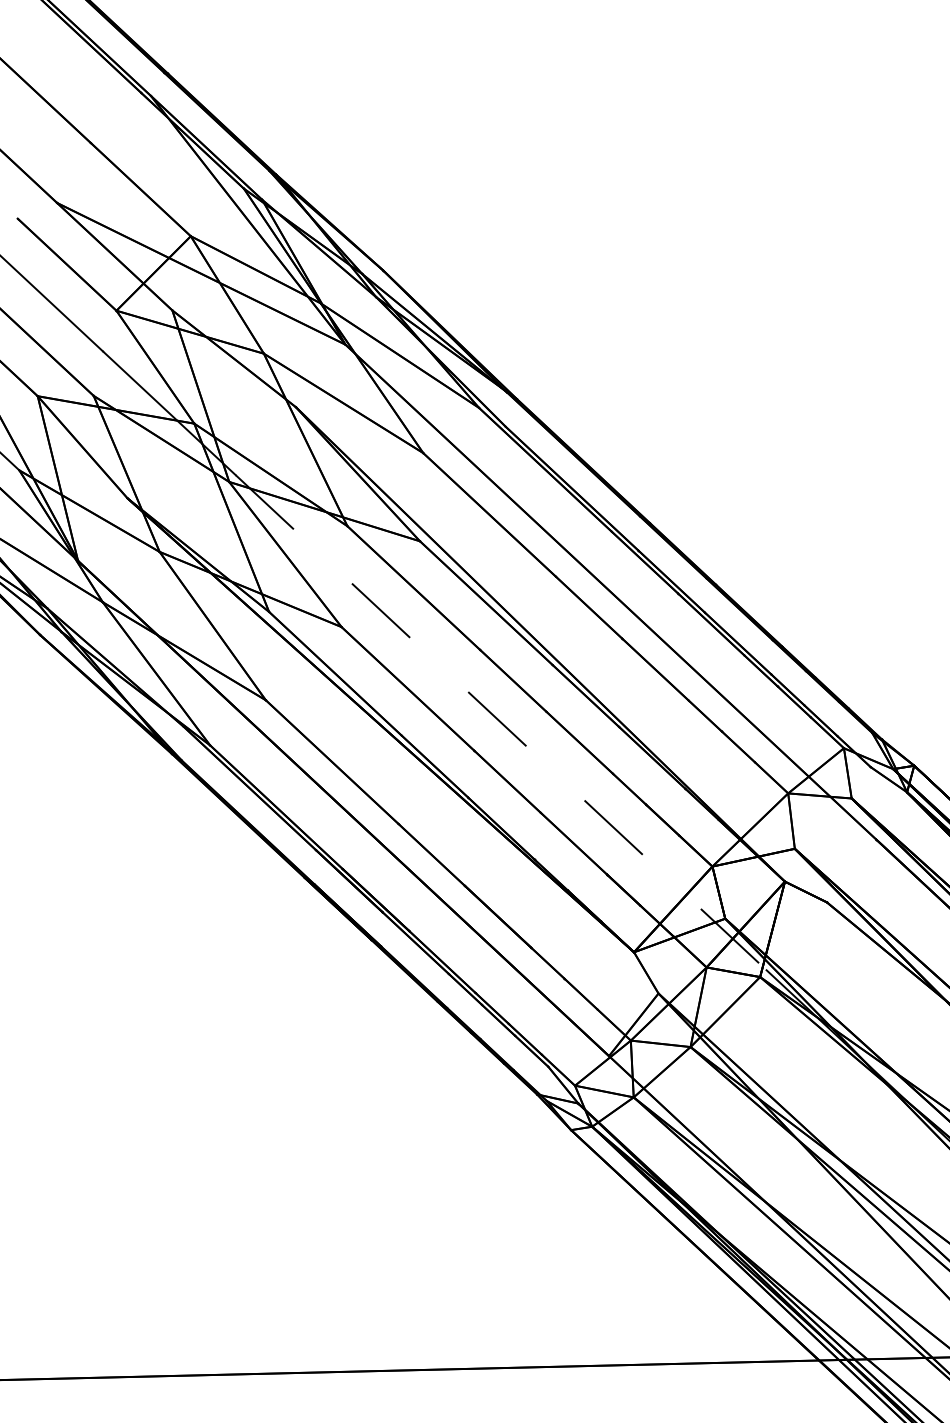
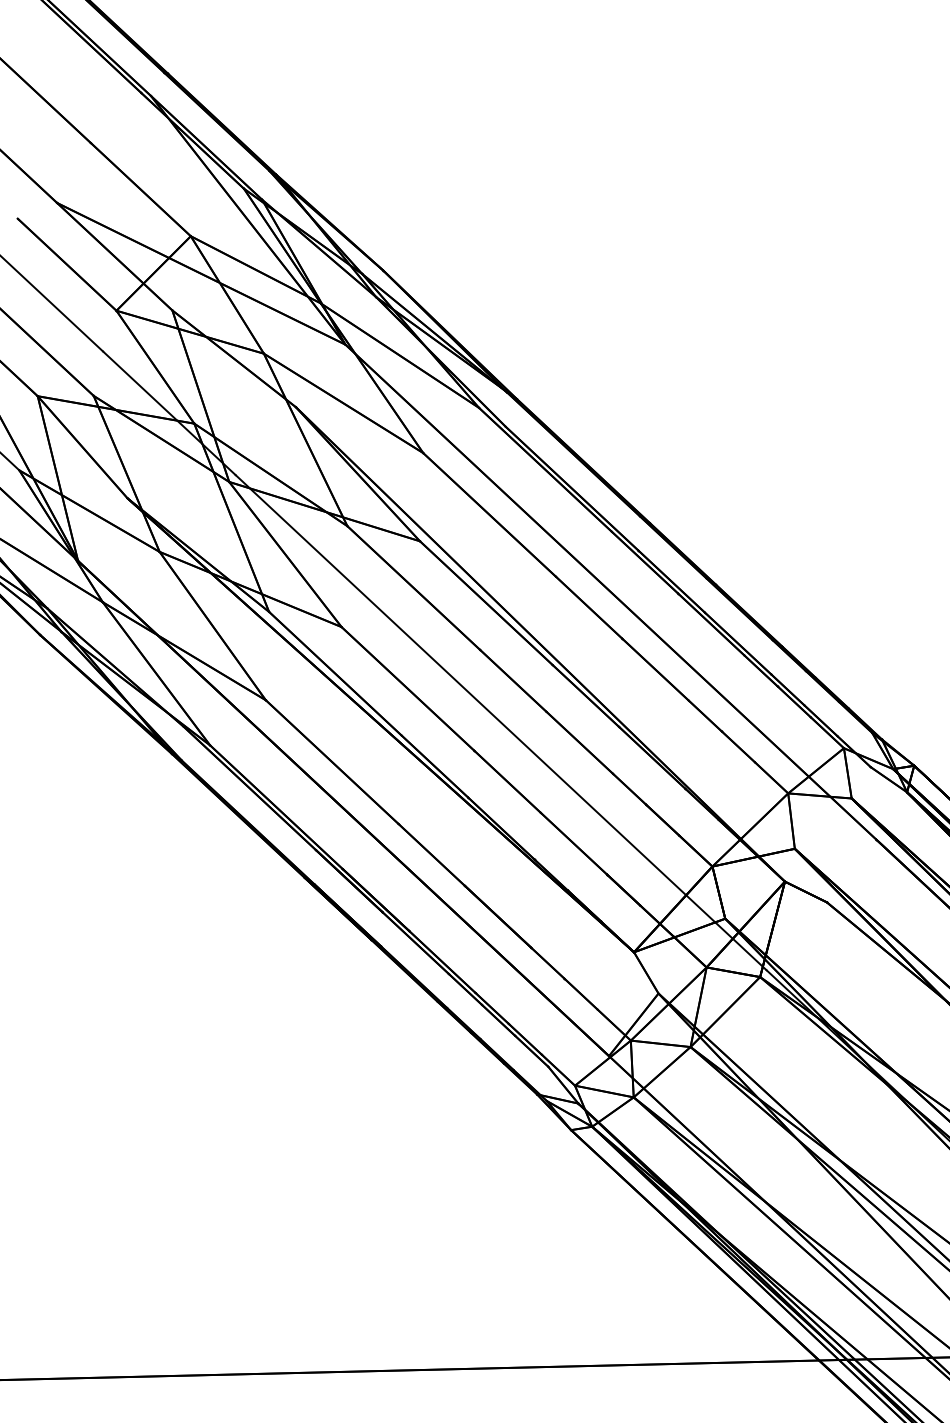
line: dashed -> solid (501, 722)
